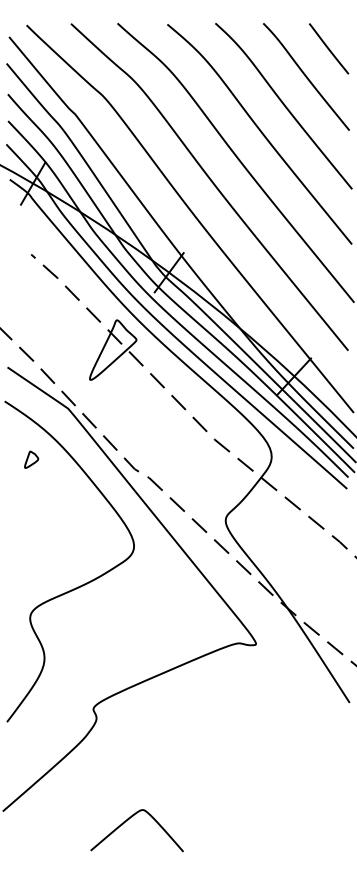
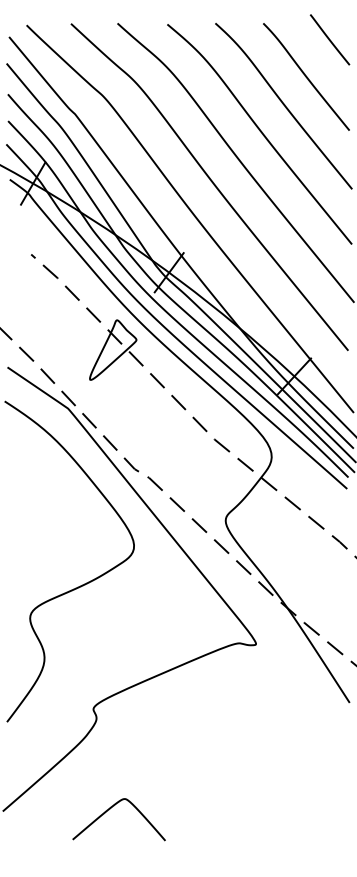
line position: (328, 48) -> (329, 39) (329, 39)
part: present -> none (31, 459)
curve position: (127, 821) -> (109, 810) (109, 810)
